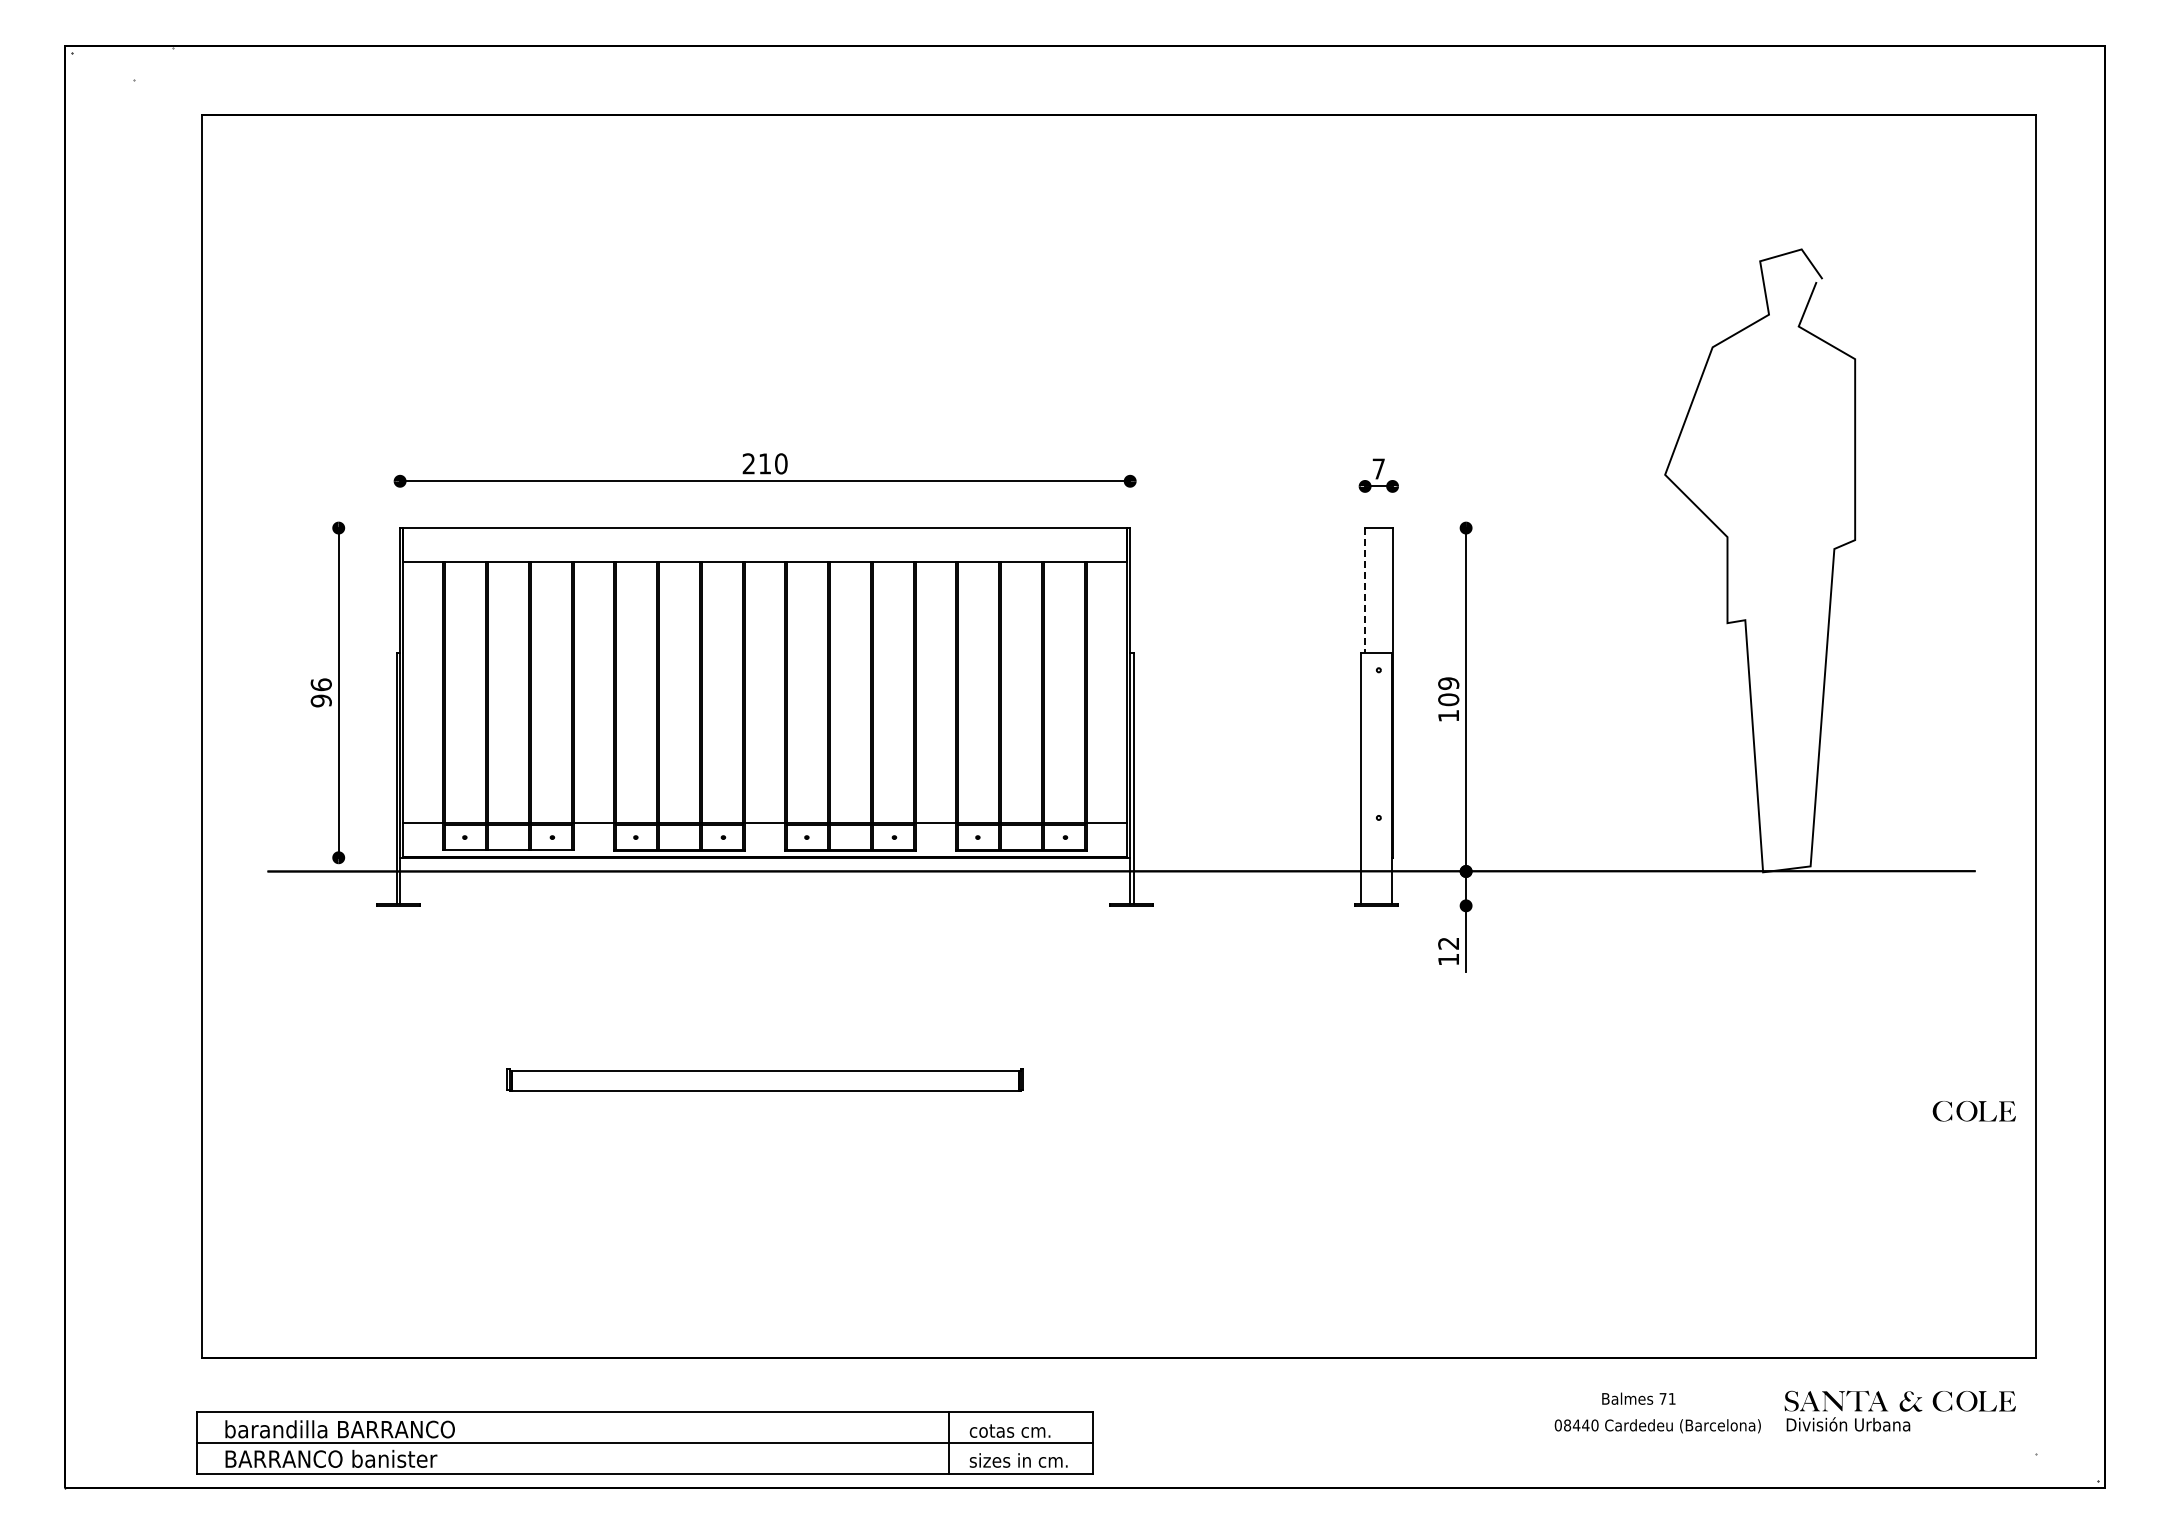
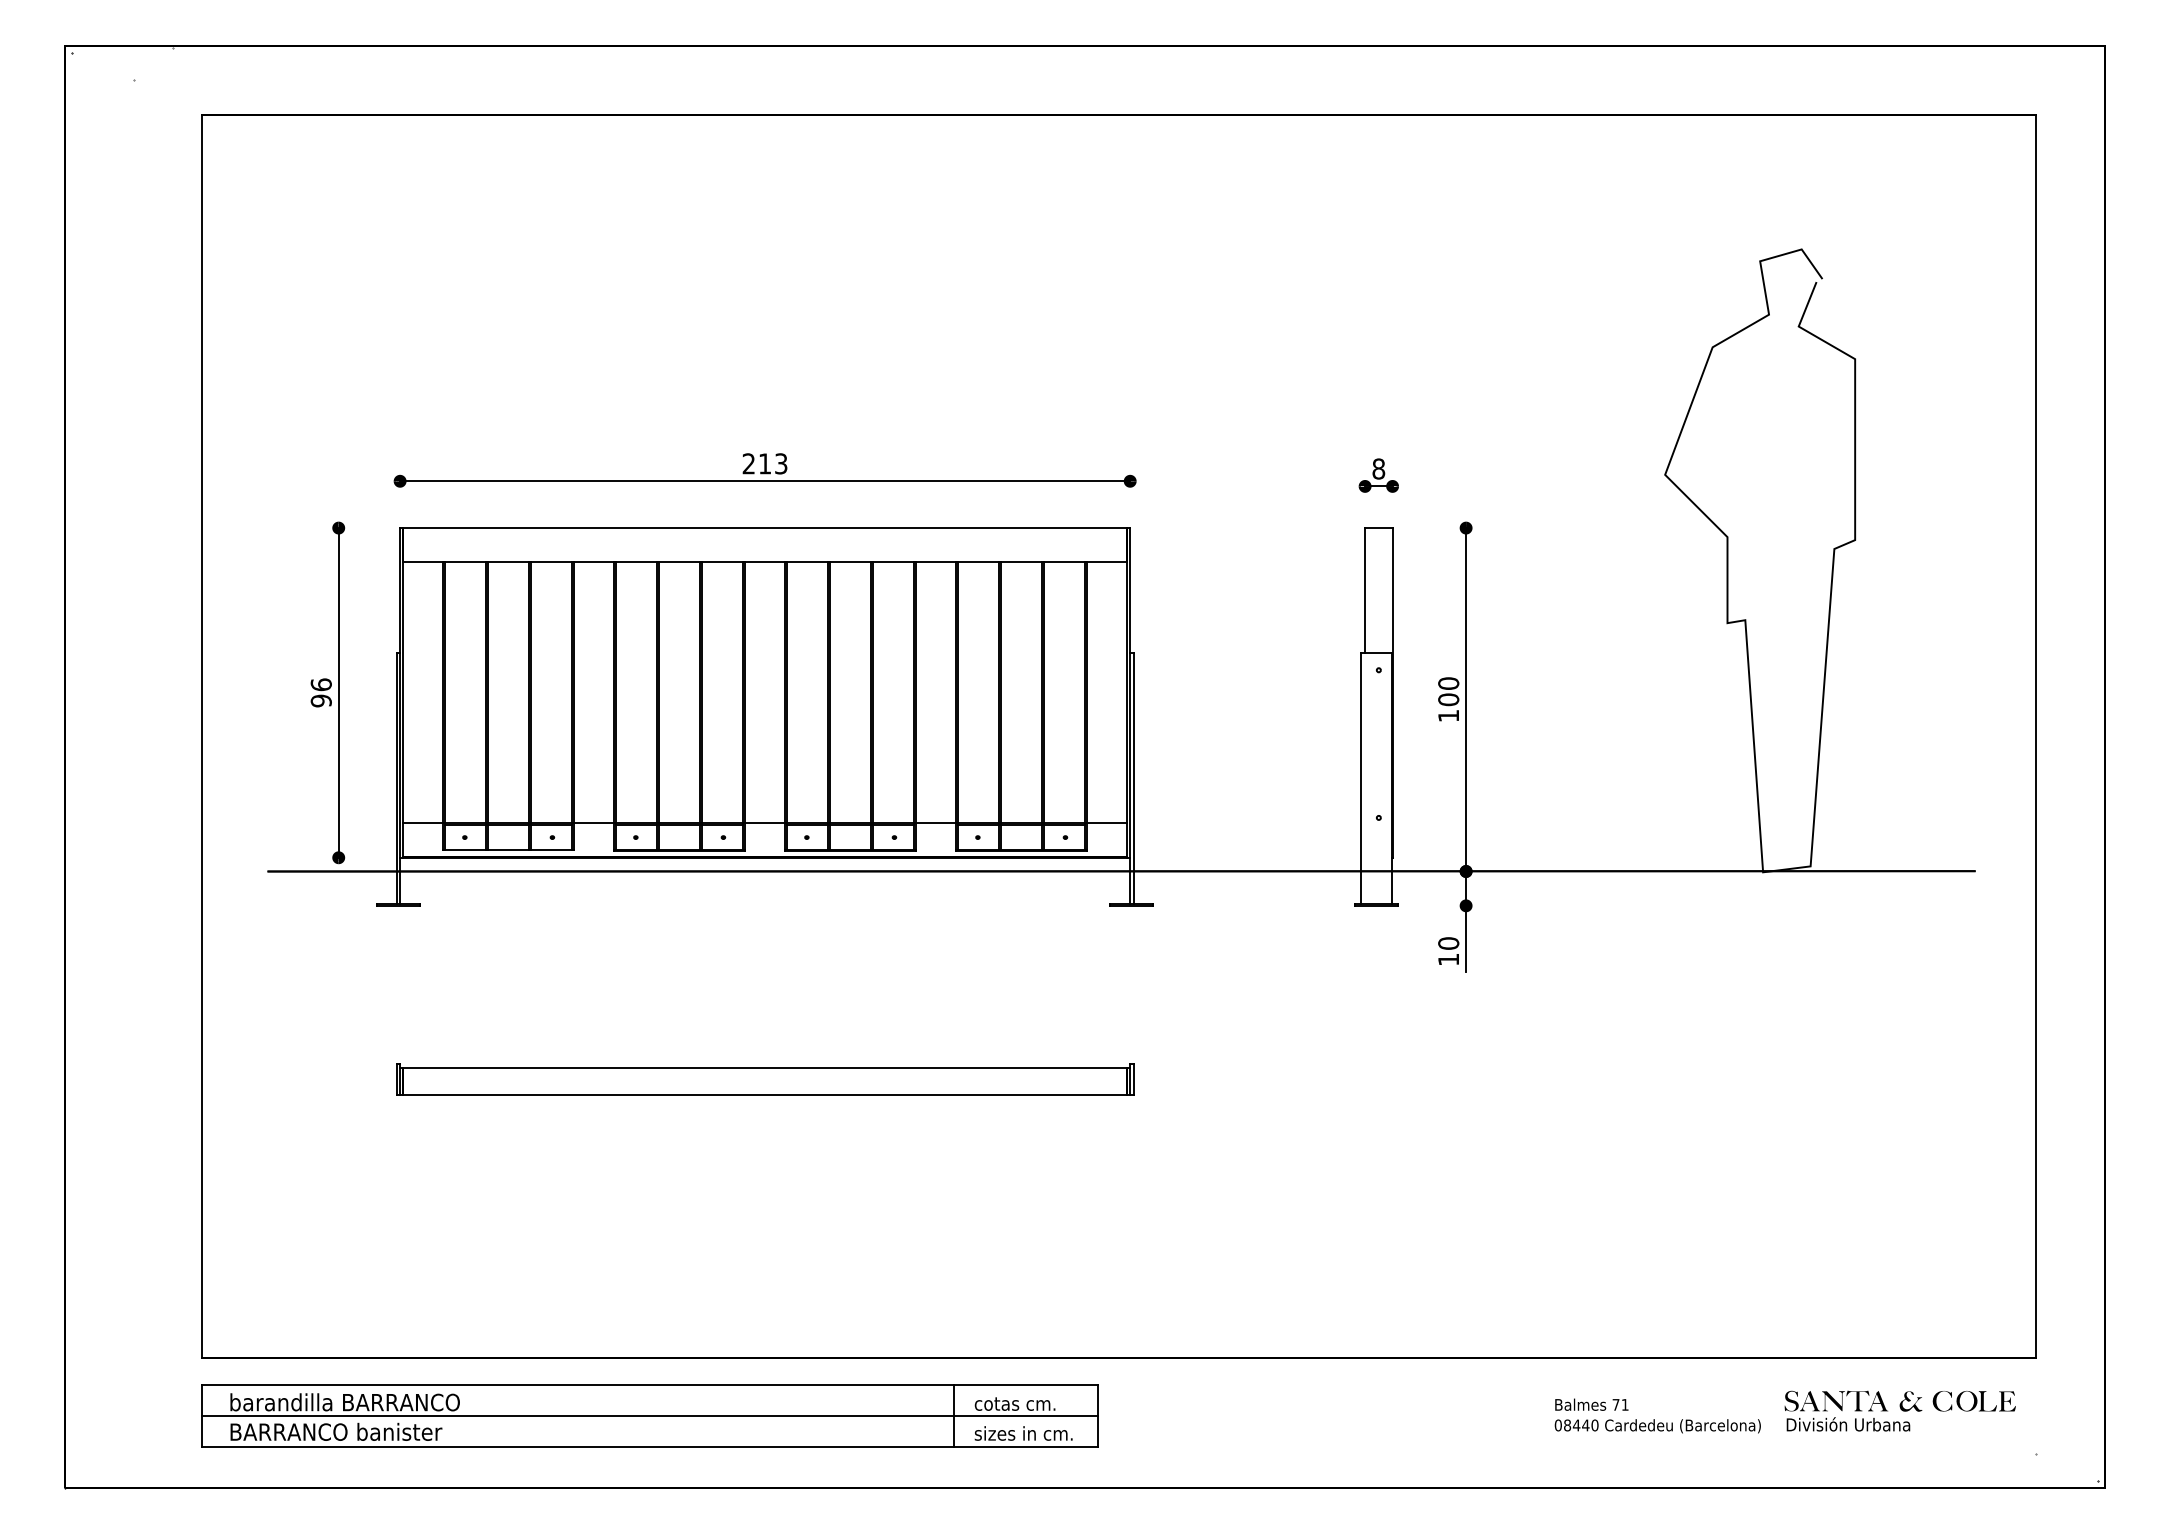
text: 210 -> 213 (781, 463)
text: 7 -> 8 (1378, 468)
line: dashed -> solid (1365, 591)
text: 109 -> 100 (1448, 683)
text: 12 -> 10 (1448, 943)
part size: 518x24 px -> 739x33 px (765, 1079)
part: present -> none (1973, 1111)
text position: (1638, 1398) -> (1591, 1404) (1591, 1404)
part position: (644, 1442) -> (649, 1415) (649, 1415)
